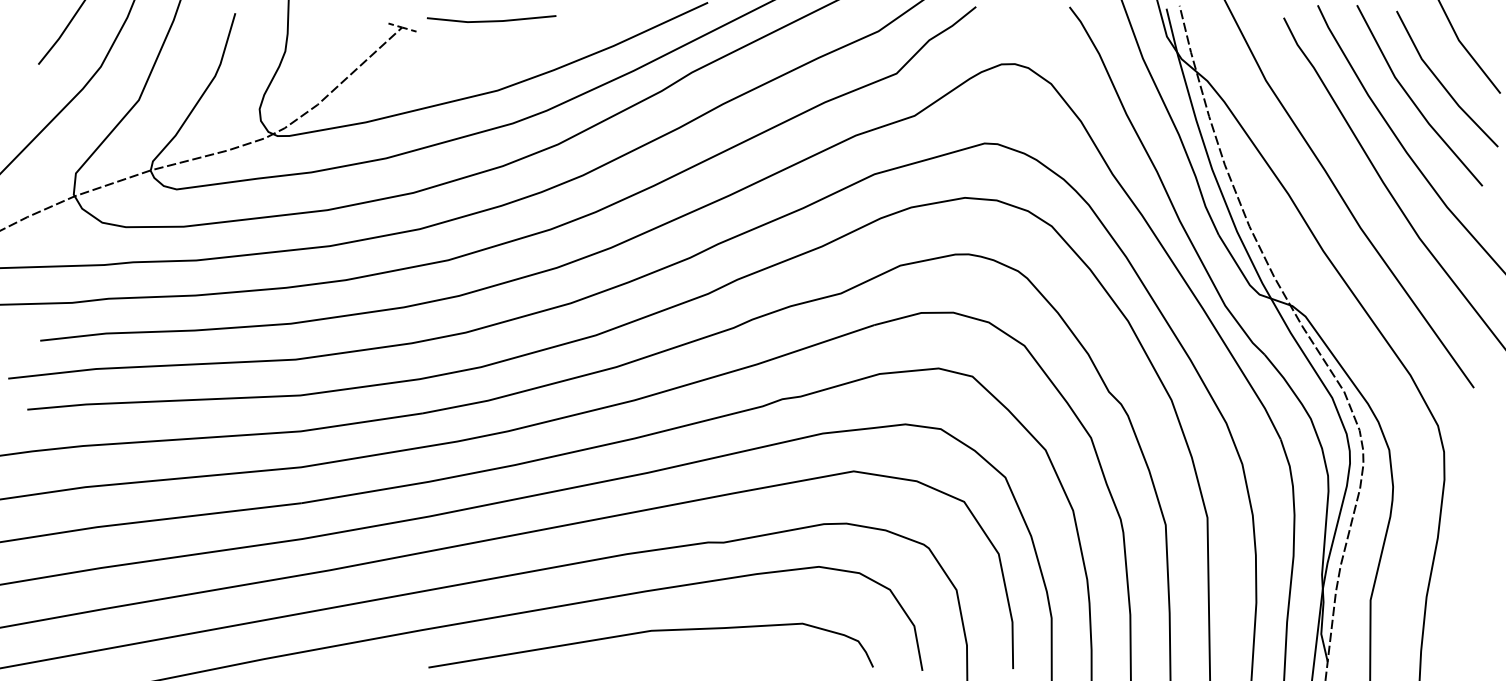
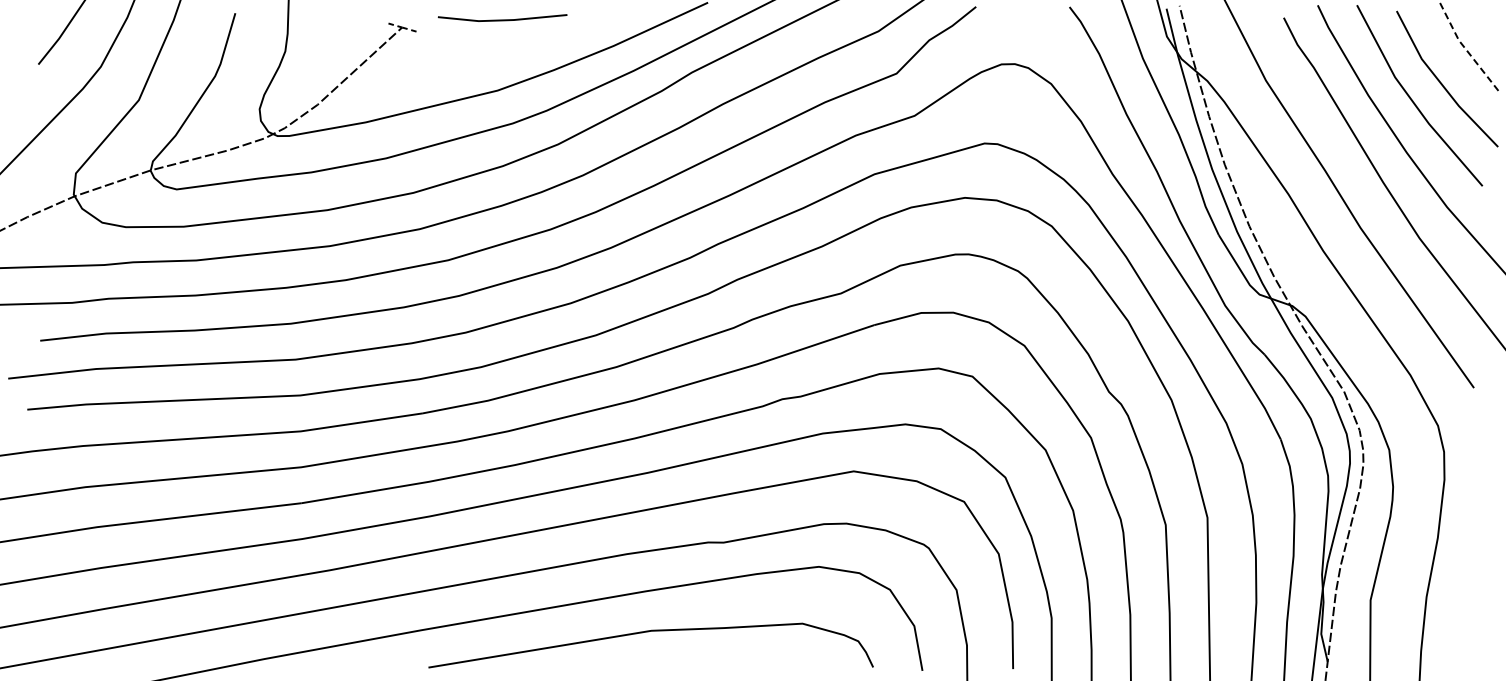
line position: (491, 20) -> (502, 19) (502, 19)
line: solid -> dashed (1465, 49)
